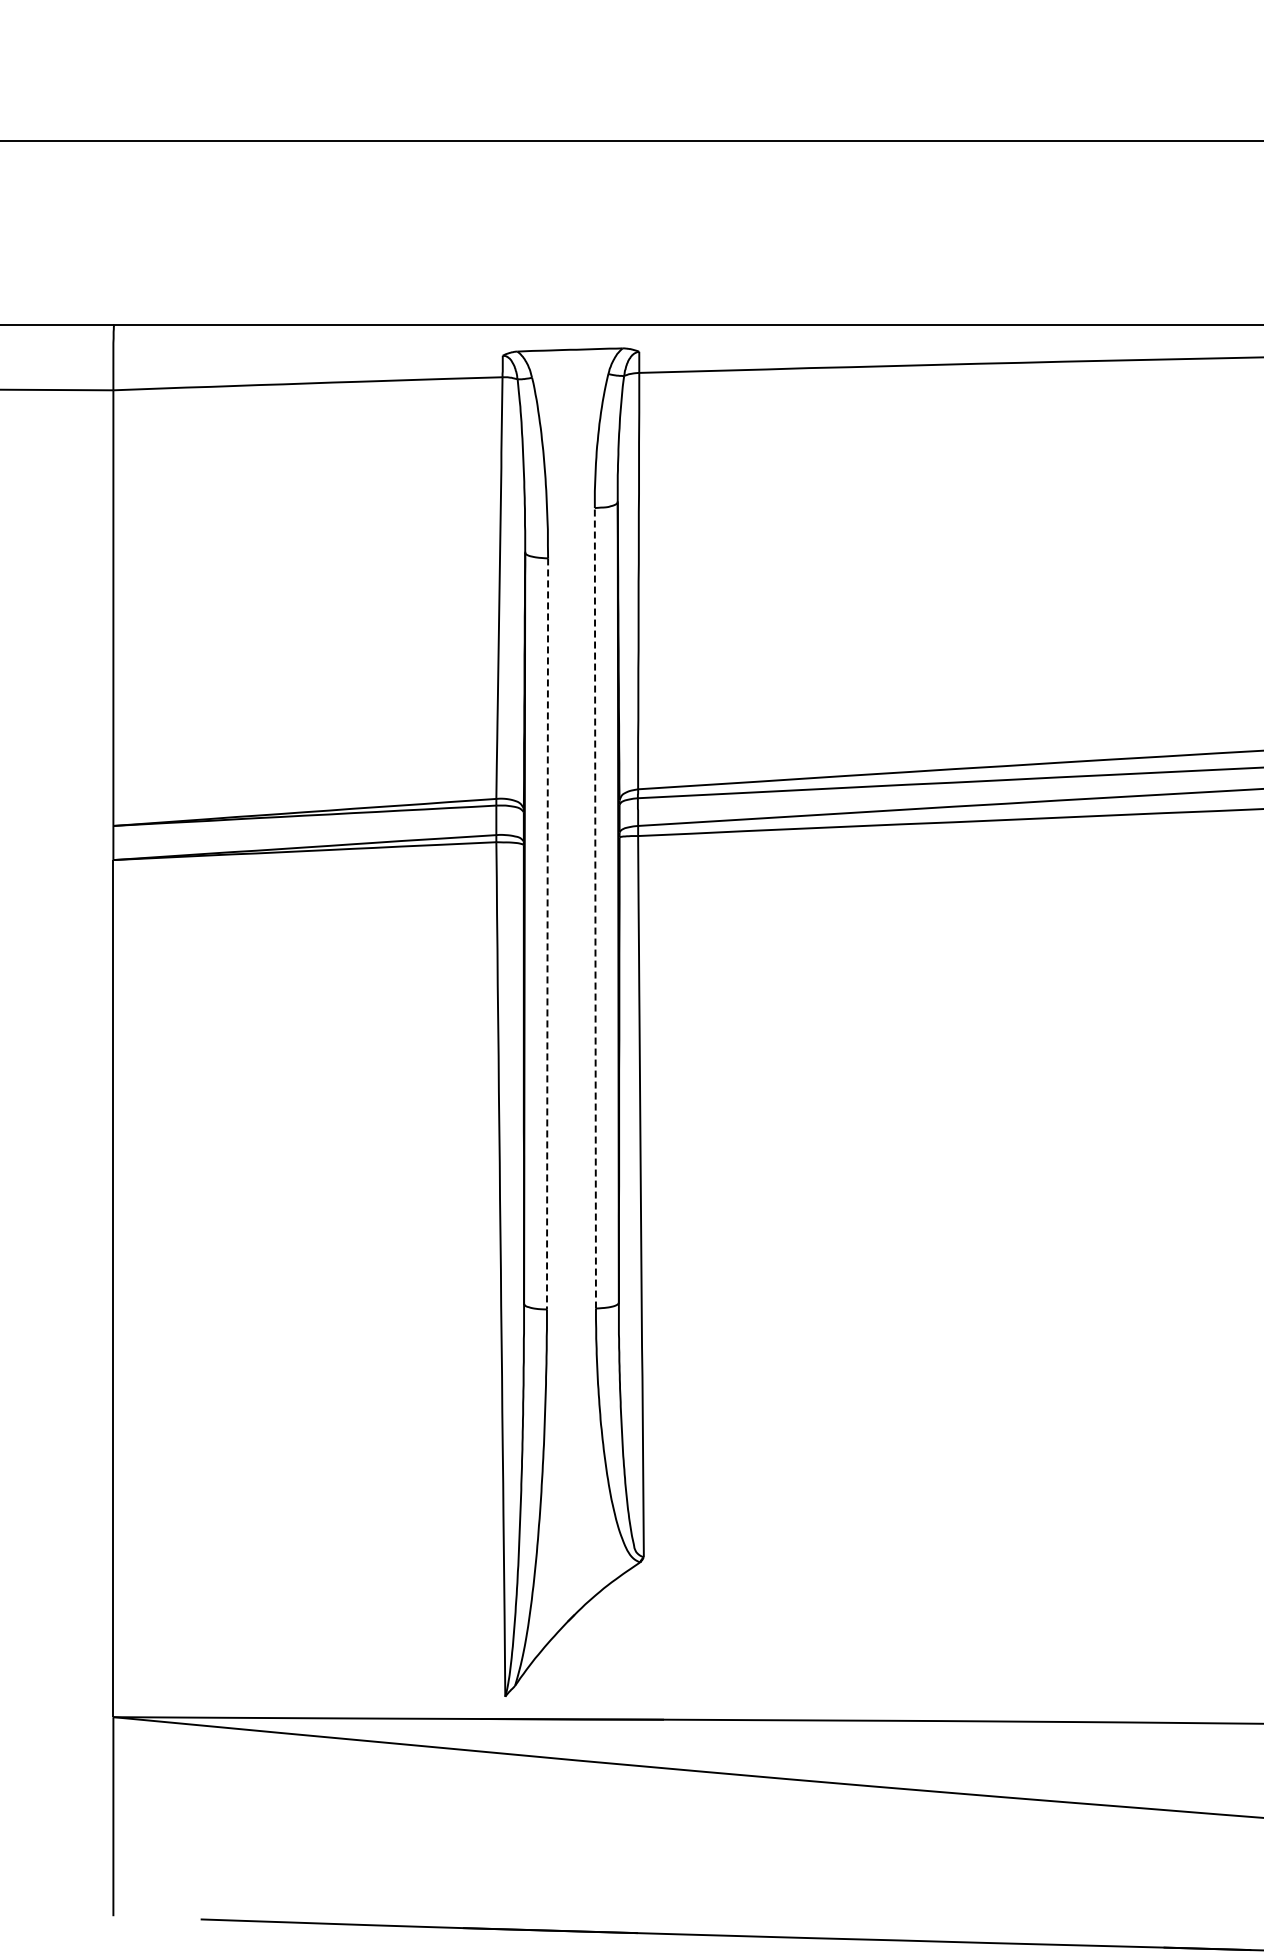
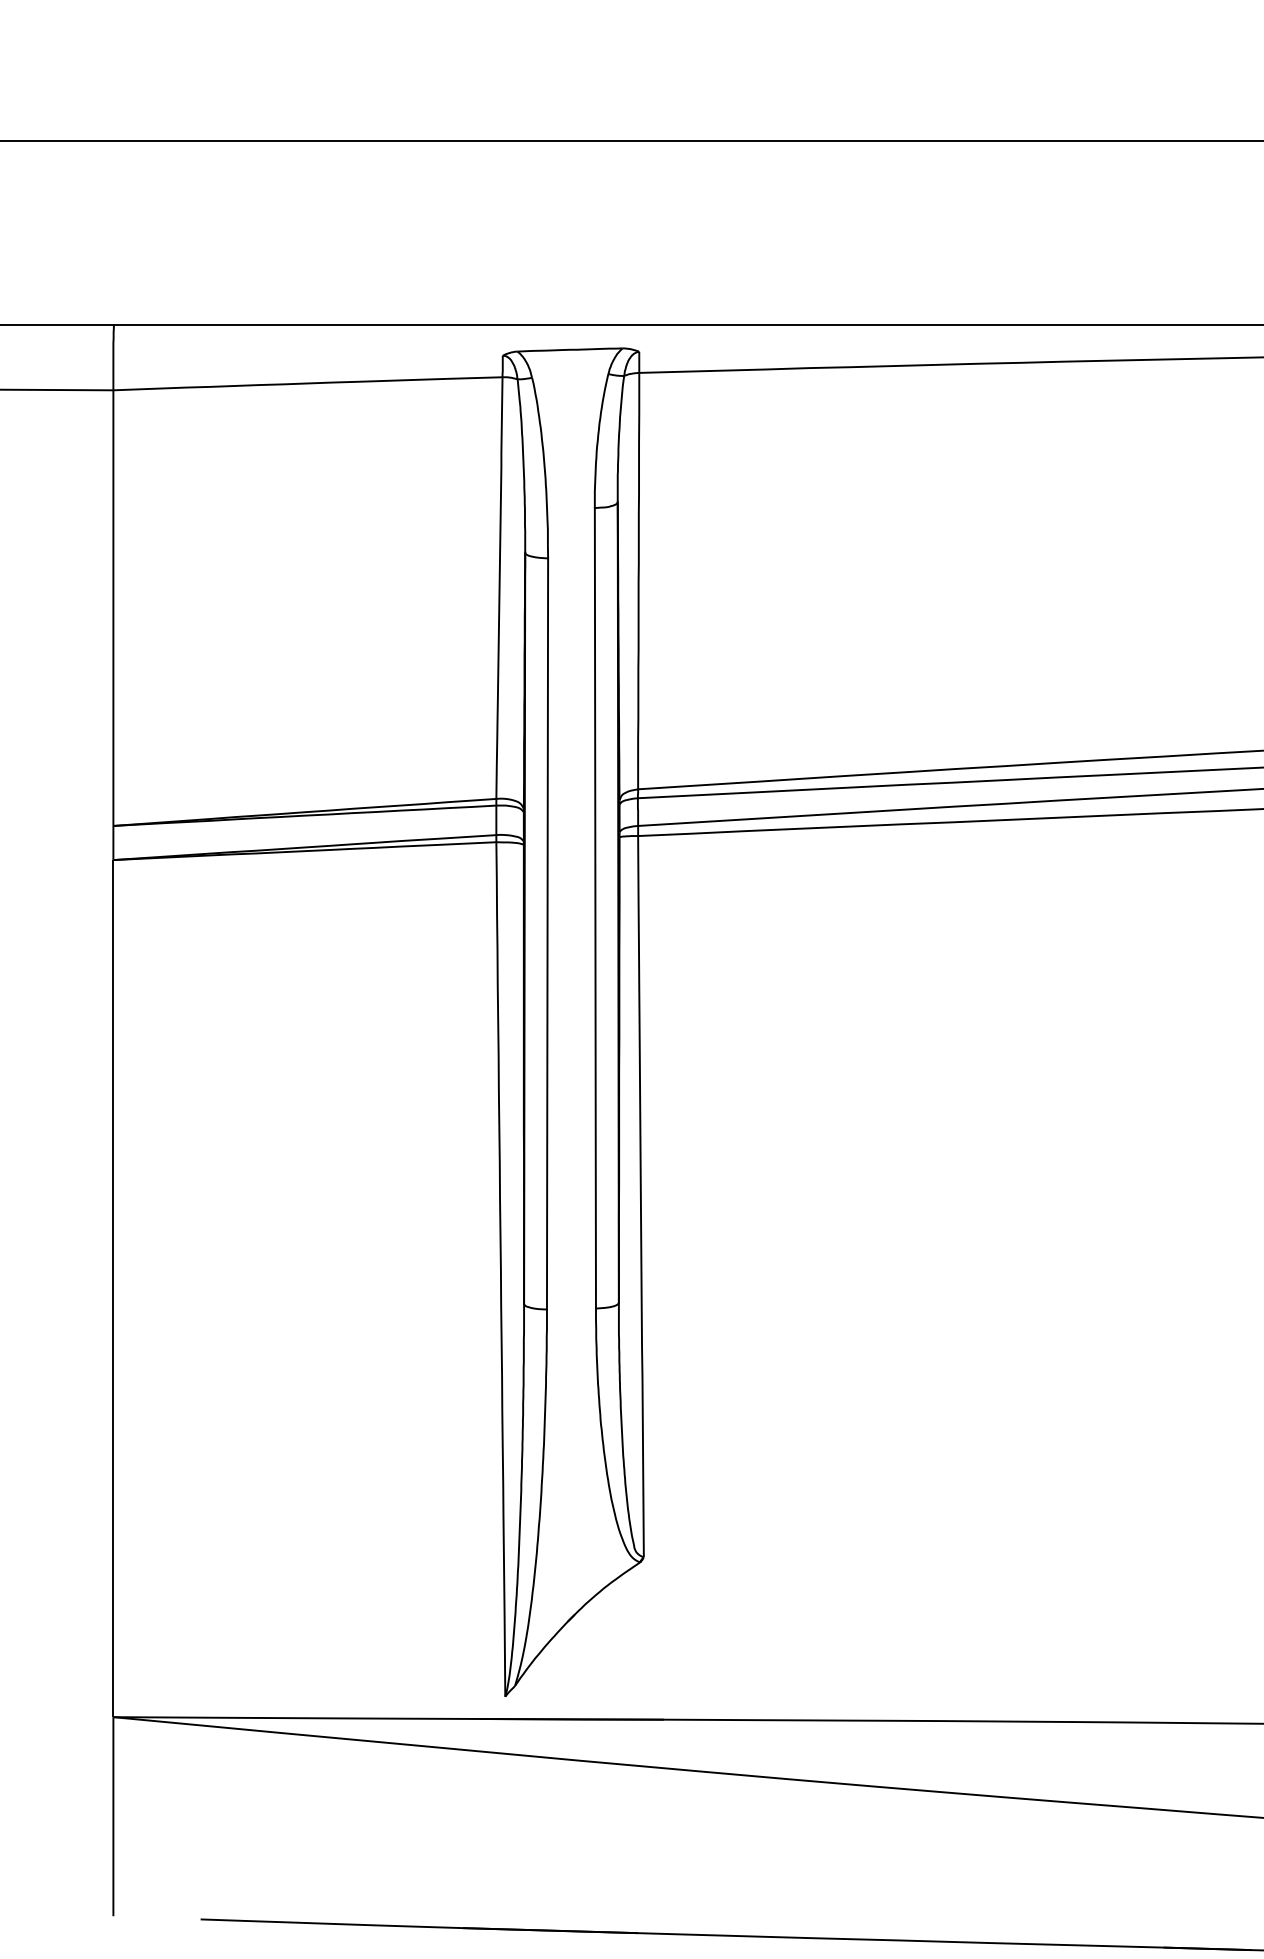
line: dashed -> solid (595, 907)
line: dashed -> solid (547, 933)
